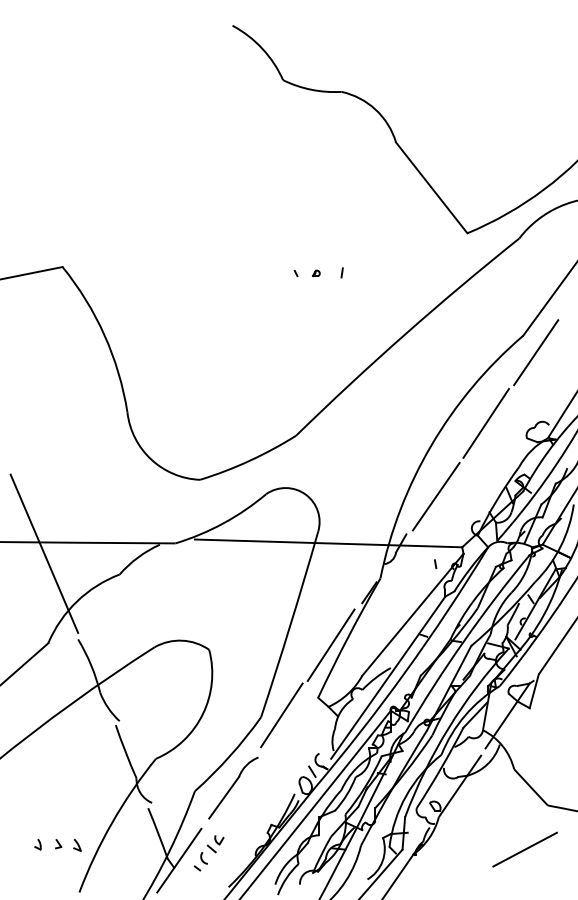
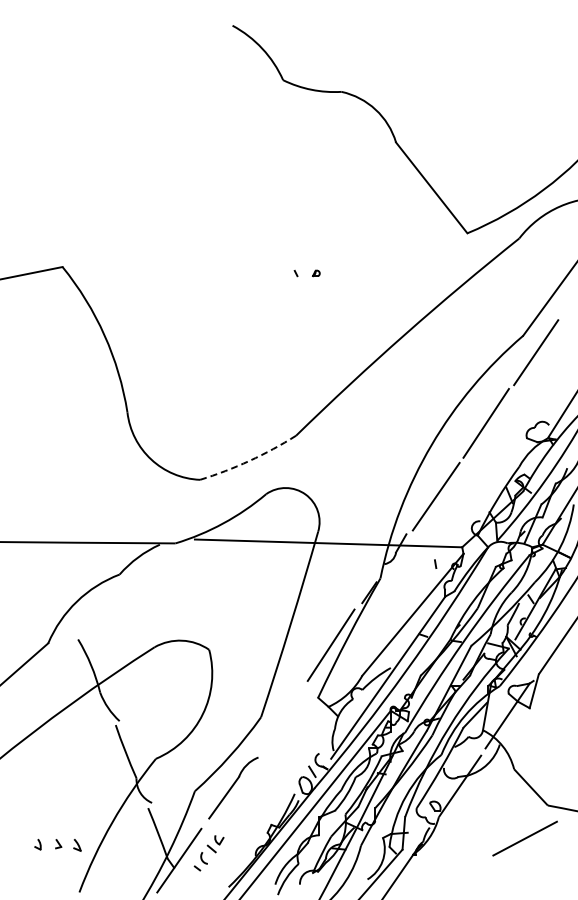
line: present -> none (341, 272)
arc: solid -> dashed (249, 460)
line: present -> none (44, 553)
line: present -> none (281, 715)
line position: (524, 849) -> (524, 838) (524, 838)
